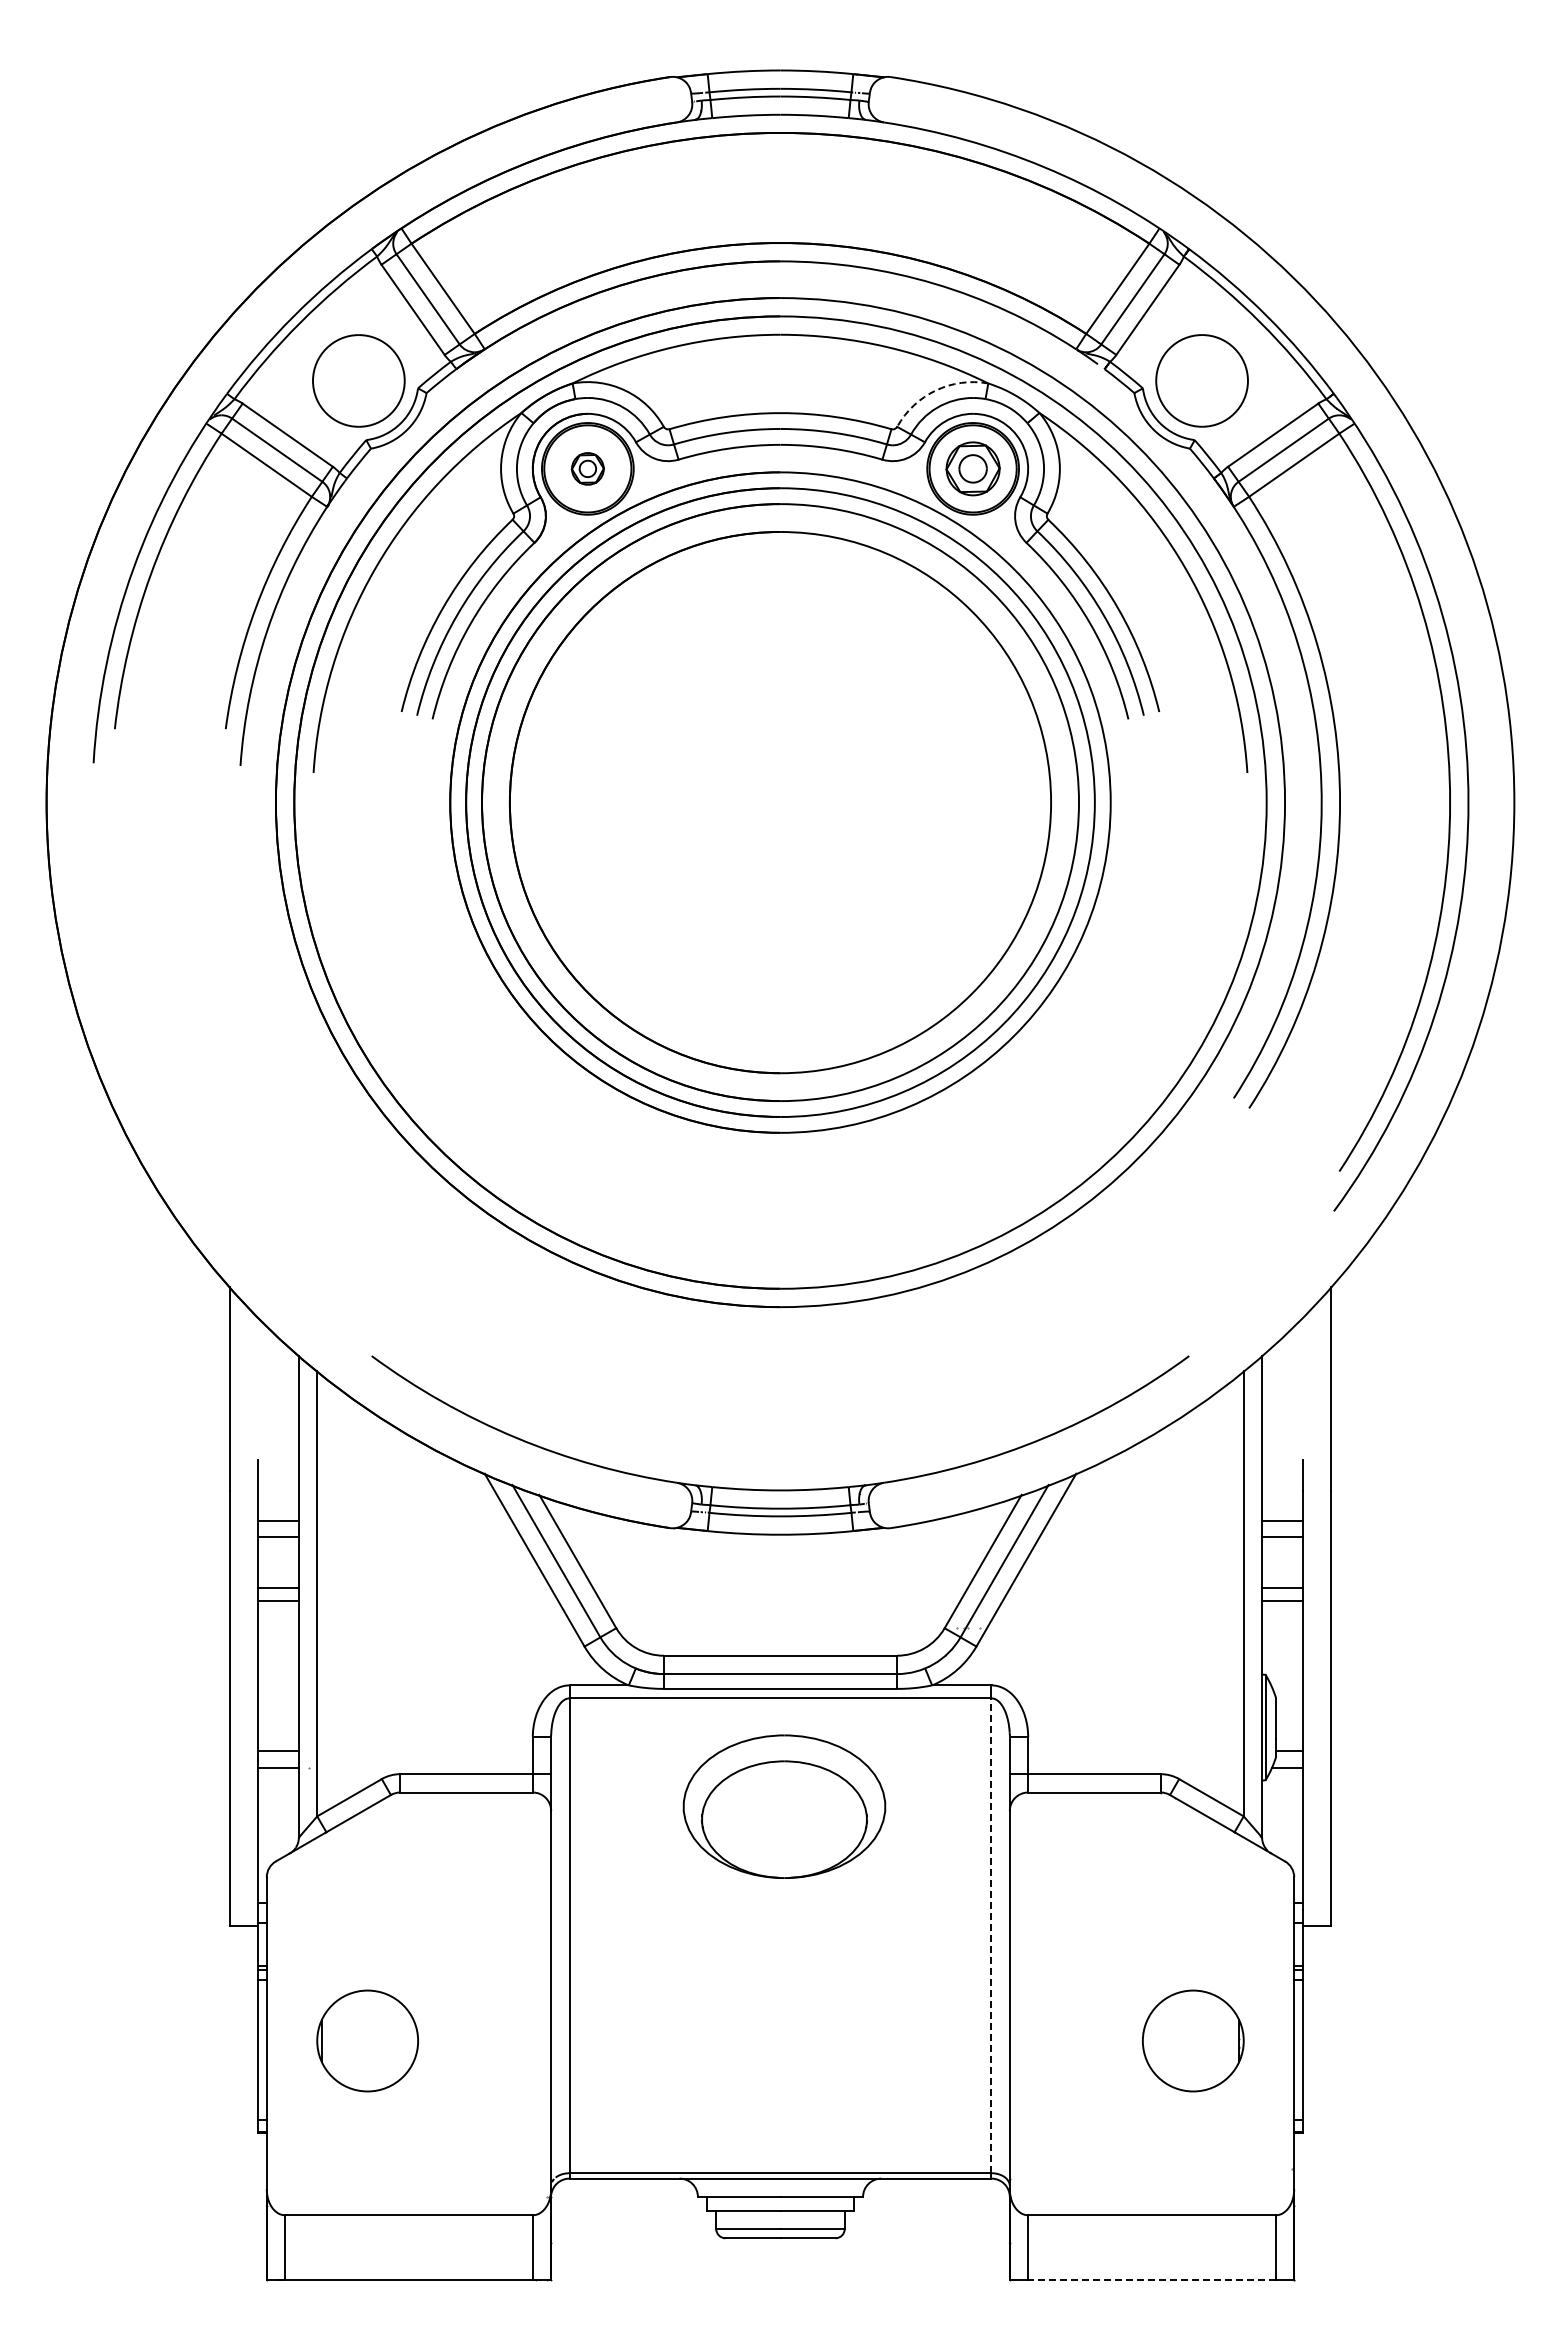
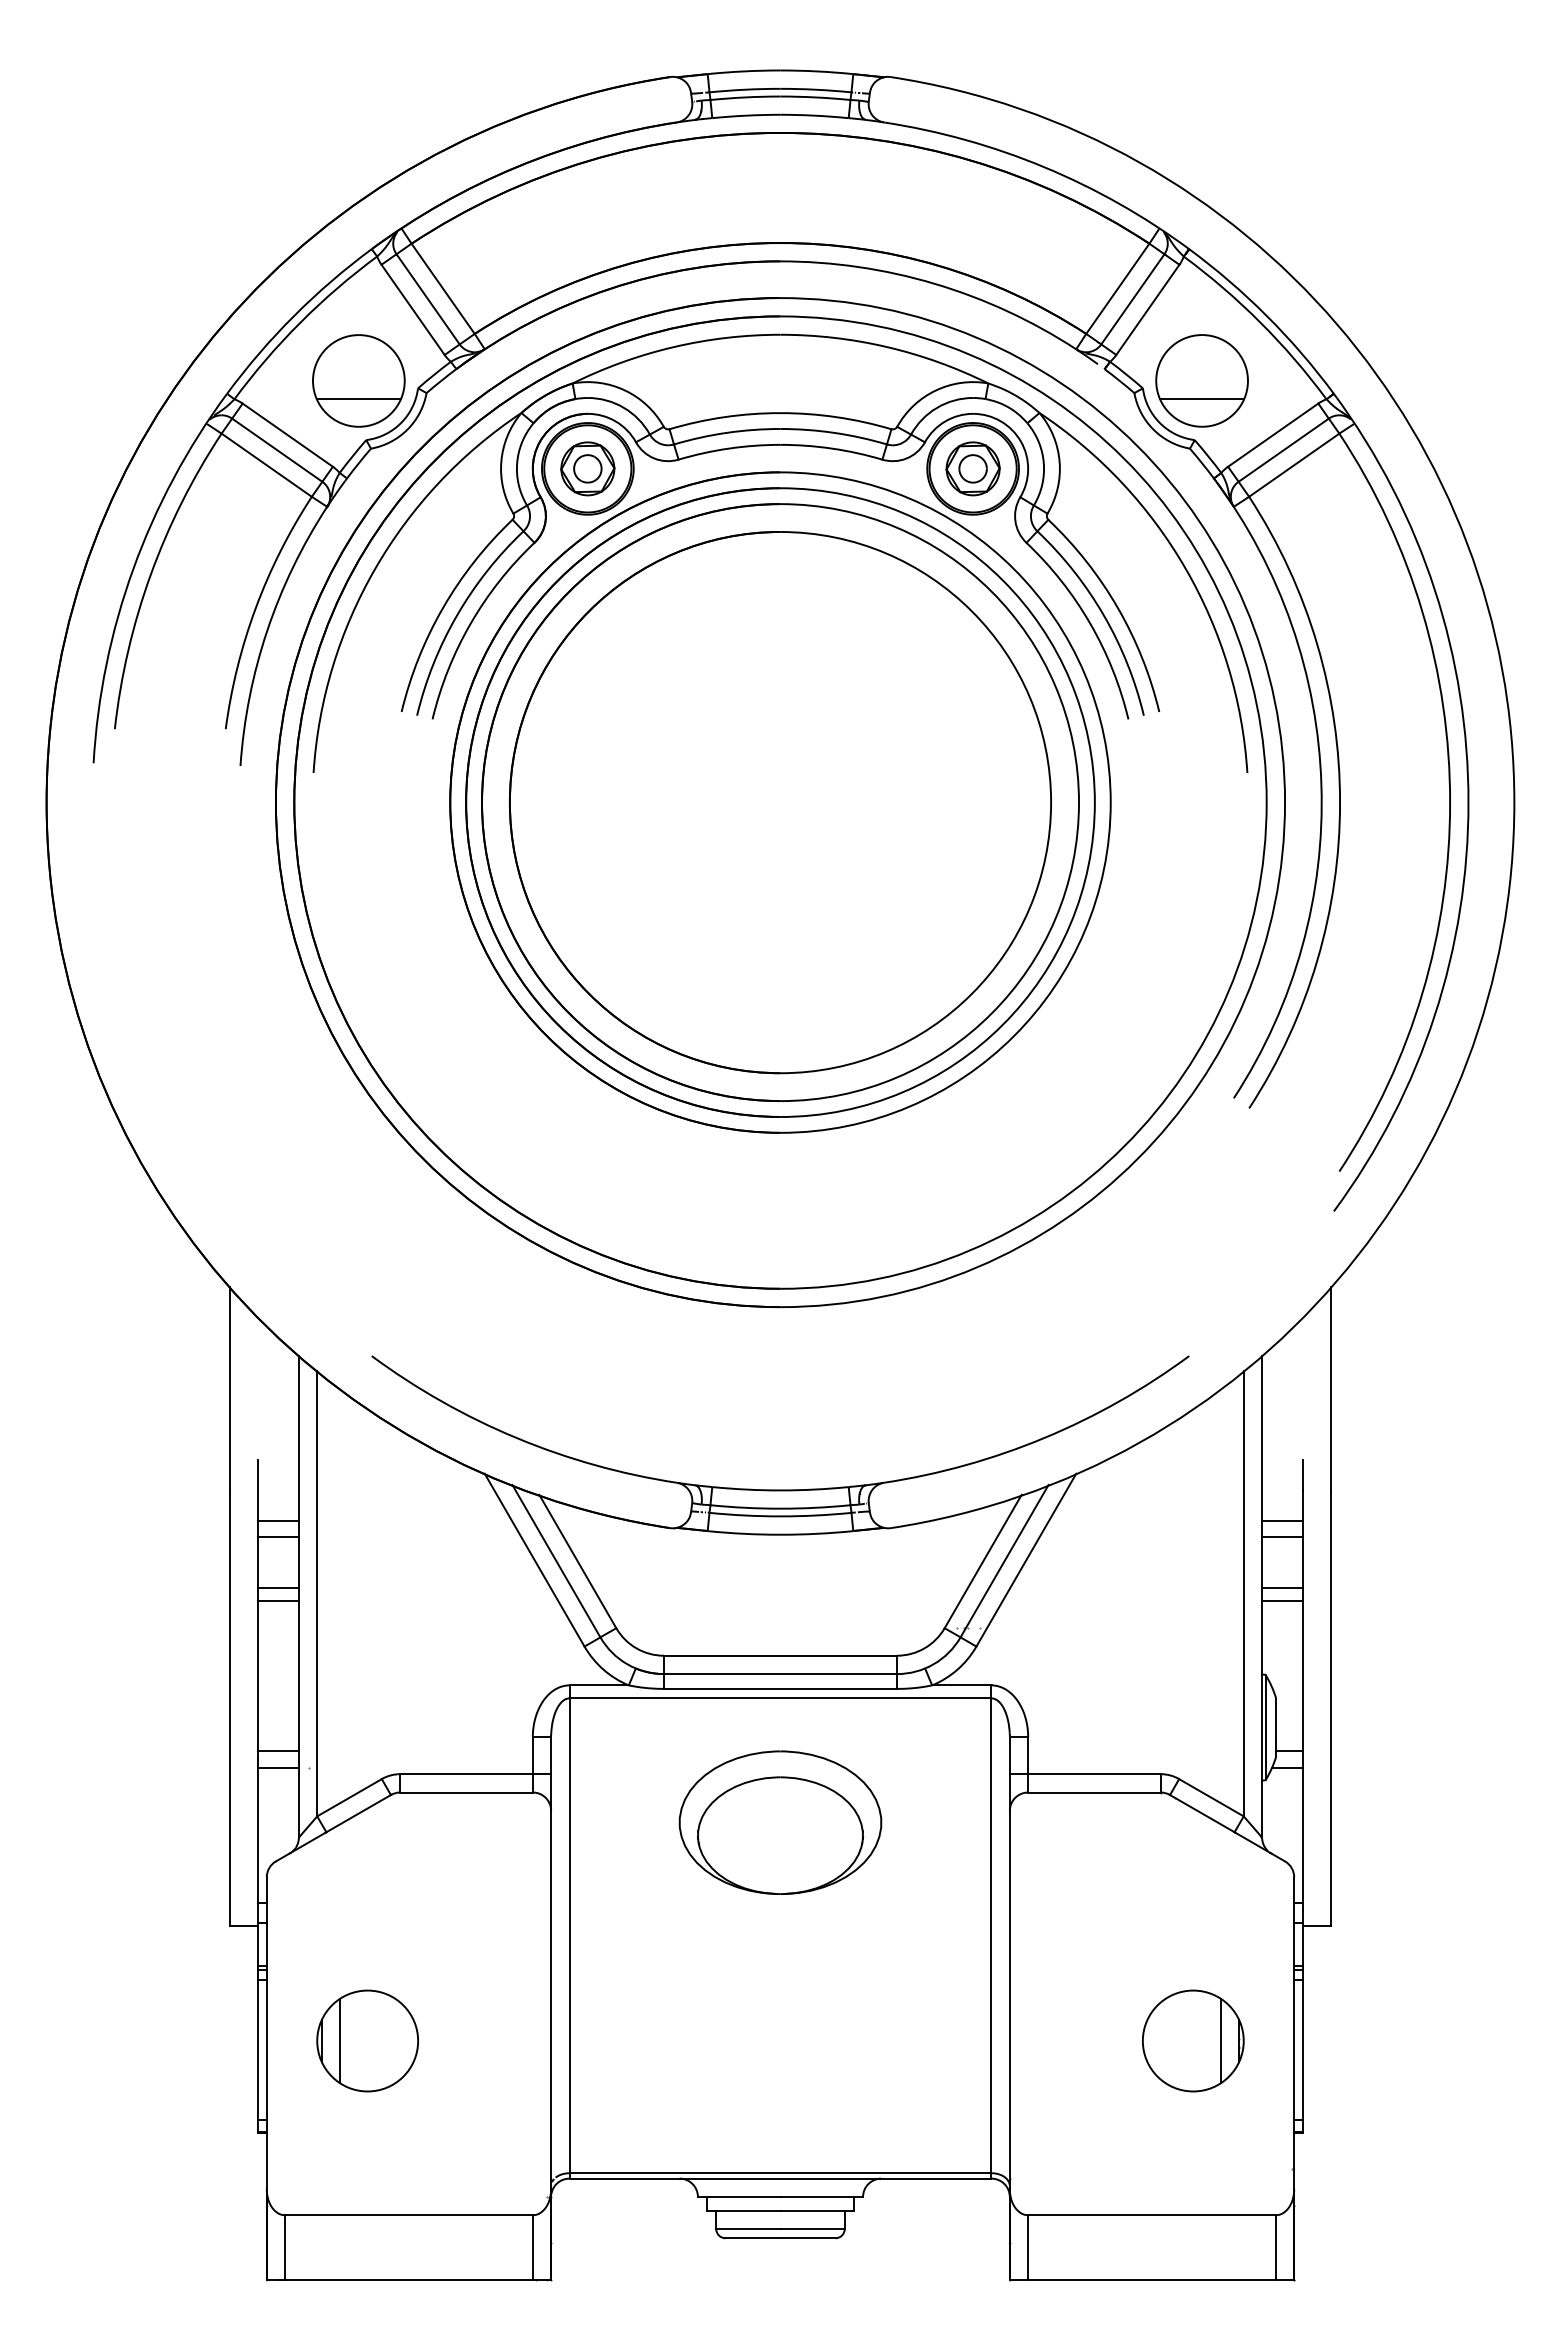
arc: dashed -> solid (935, 390)
line: none -> present (358, 398)
line: none -> present (1202, 398)
part size: 35x34 px -> 56x56 px (587, 468)
part position: (784, 1806) -> (780, 1822) (780, 1822)
line: dashed -> solid (991, 1935)
line: none -> present (340, 2040)
line: none -> present (1220, 2040)
line: dashed -> solid (1152, 2279)
